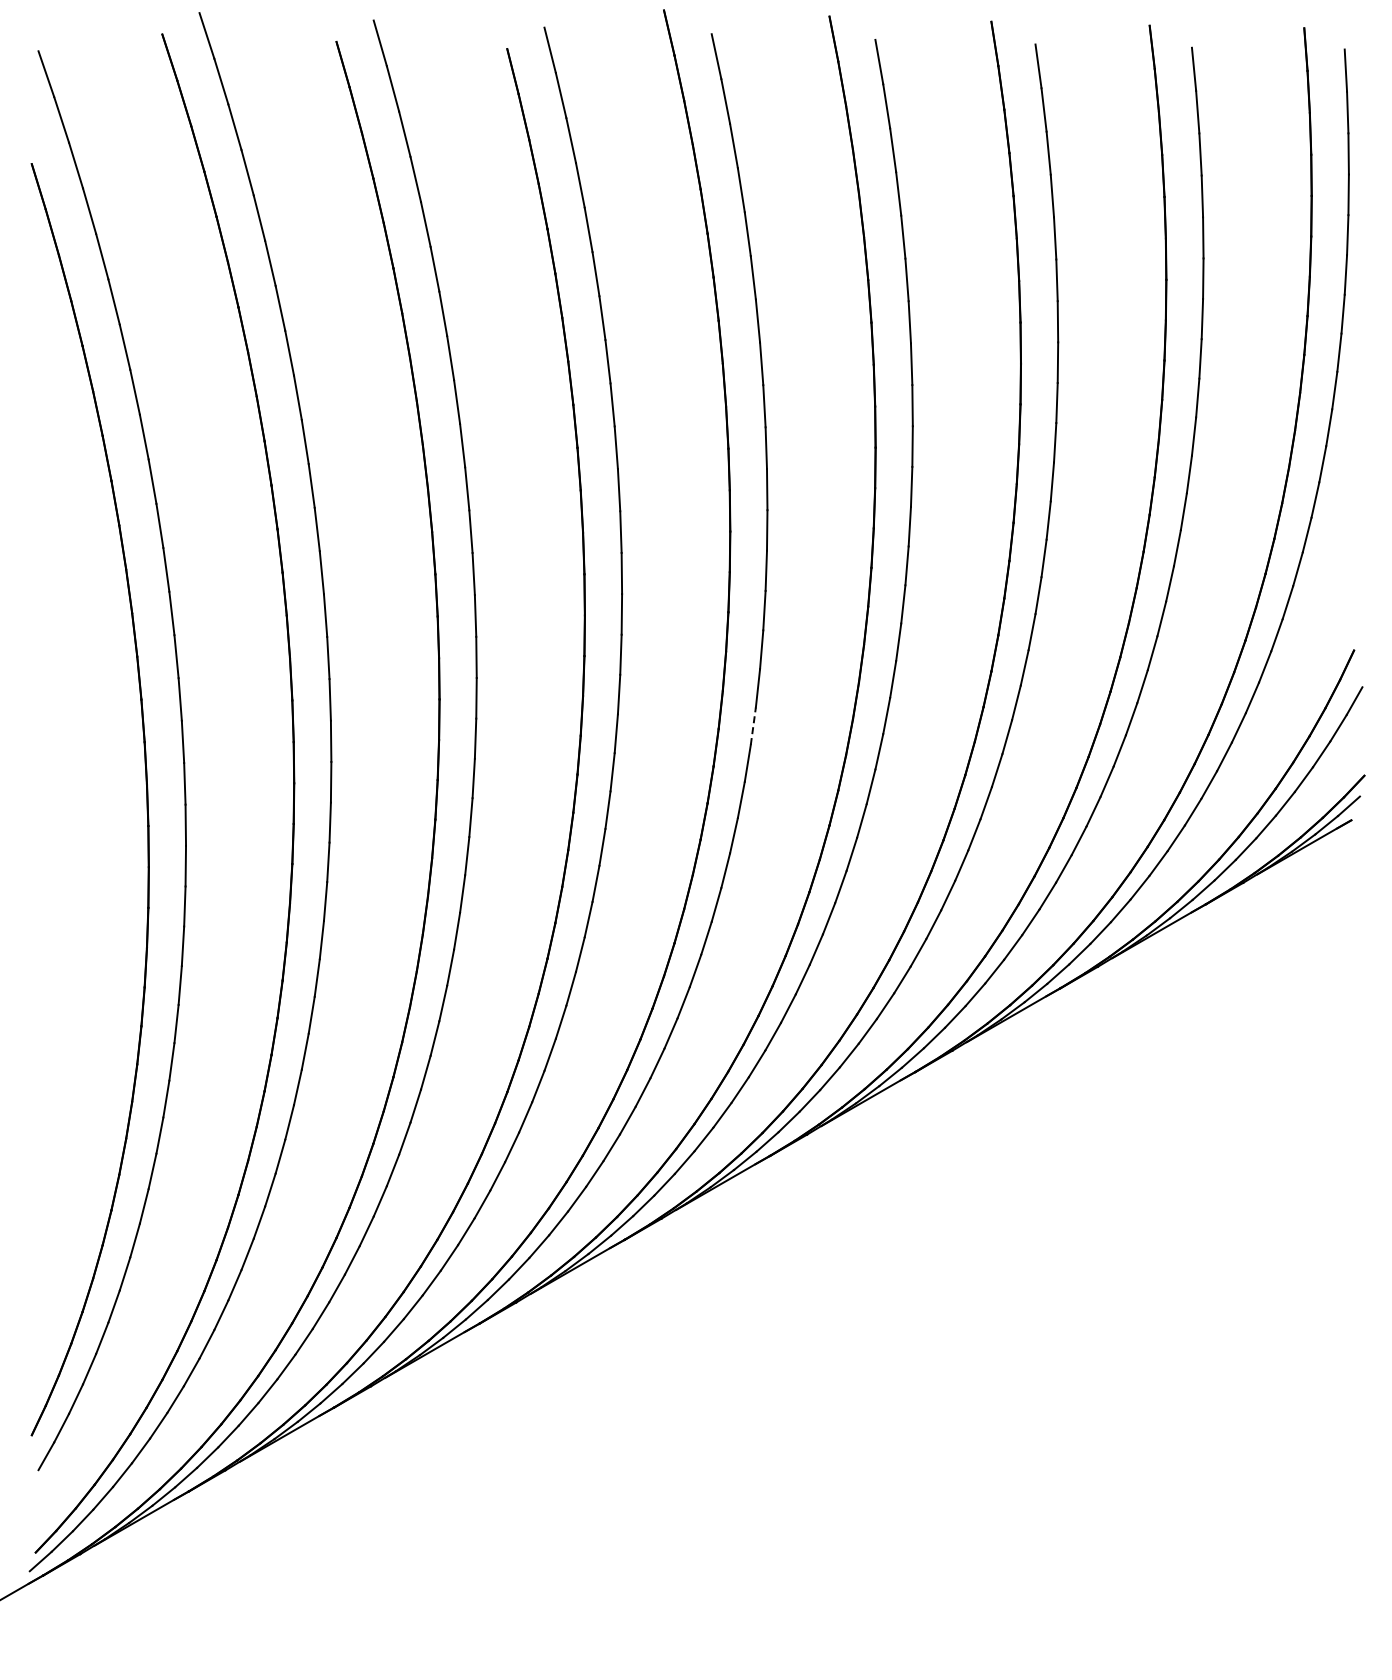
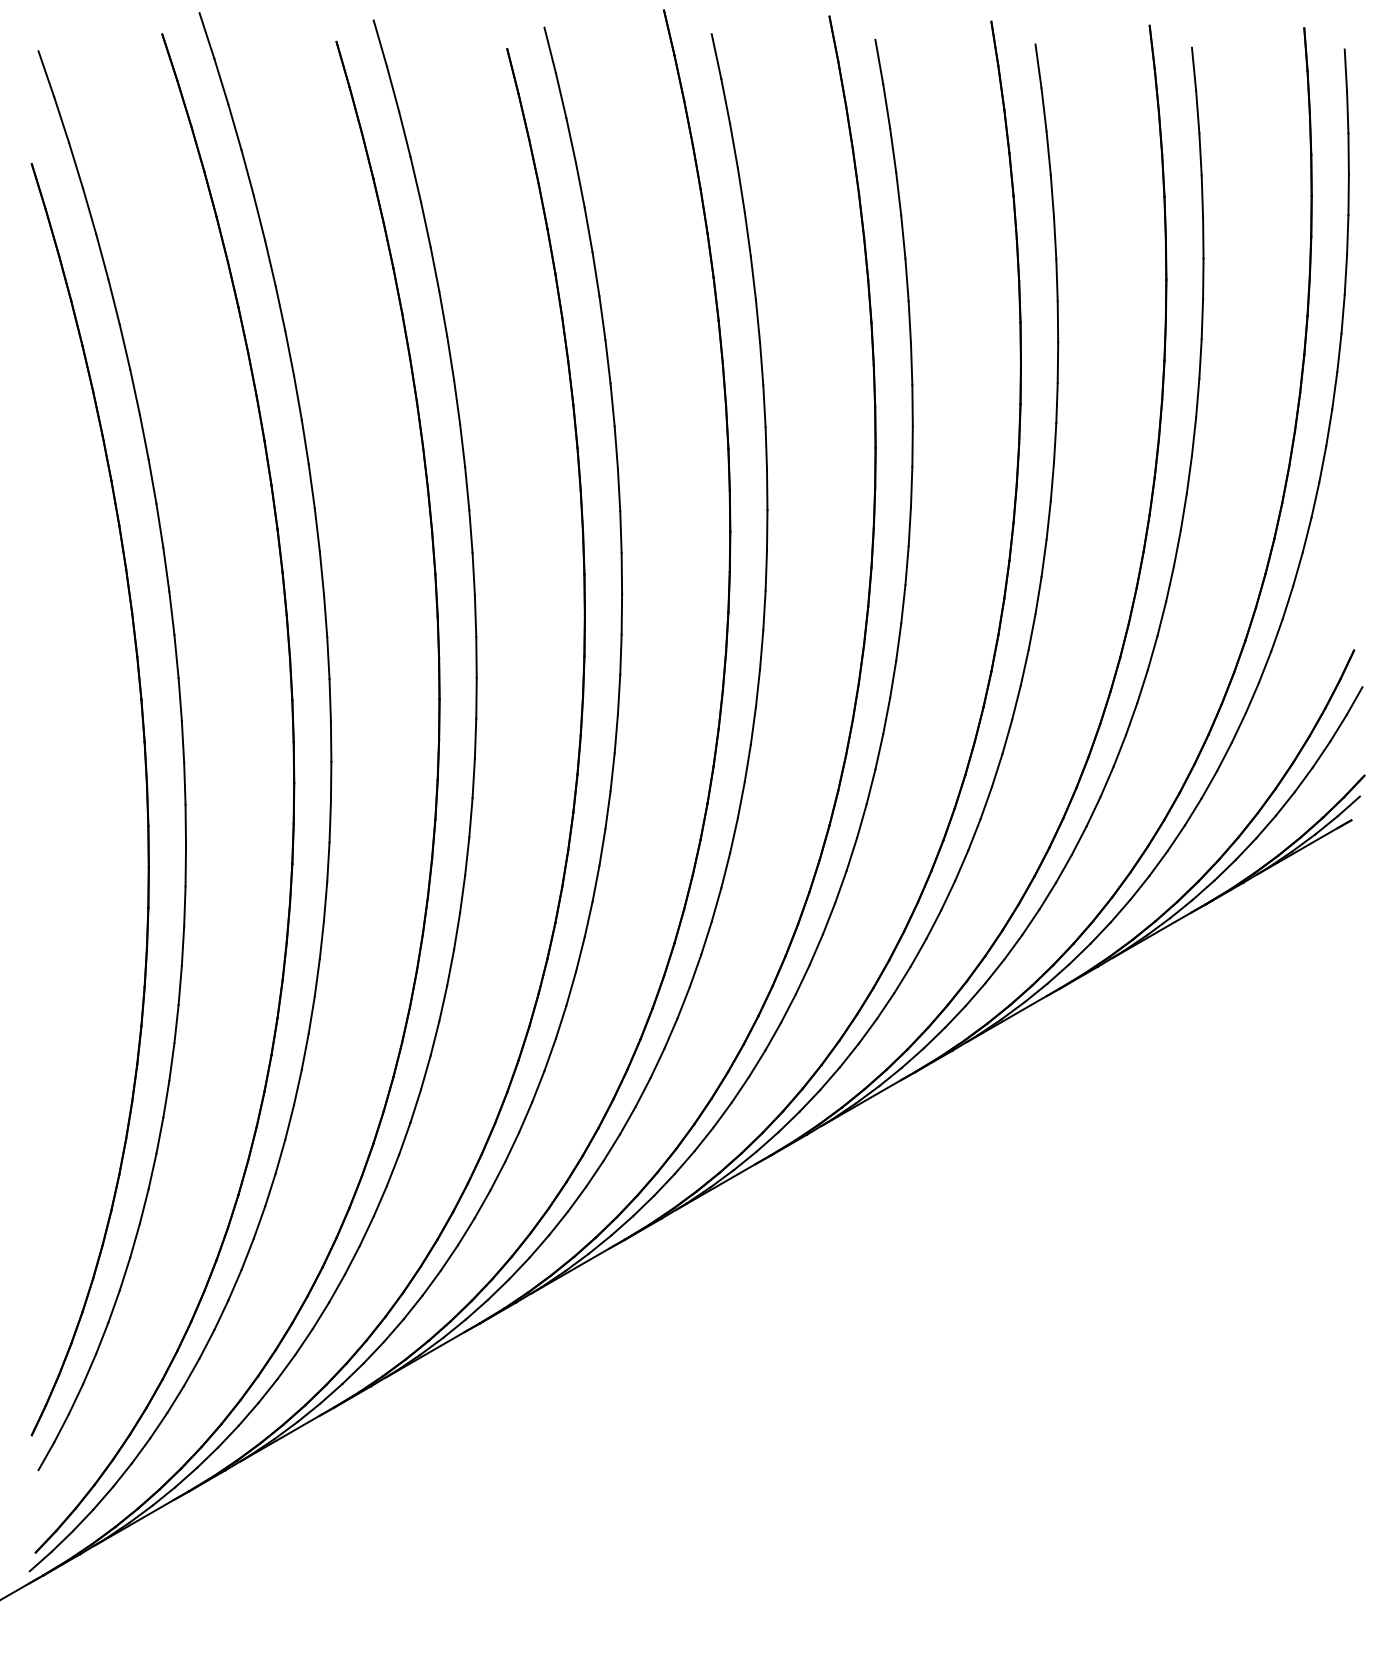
line: dashed -> solid (753, 726)
